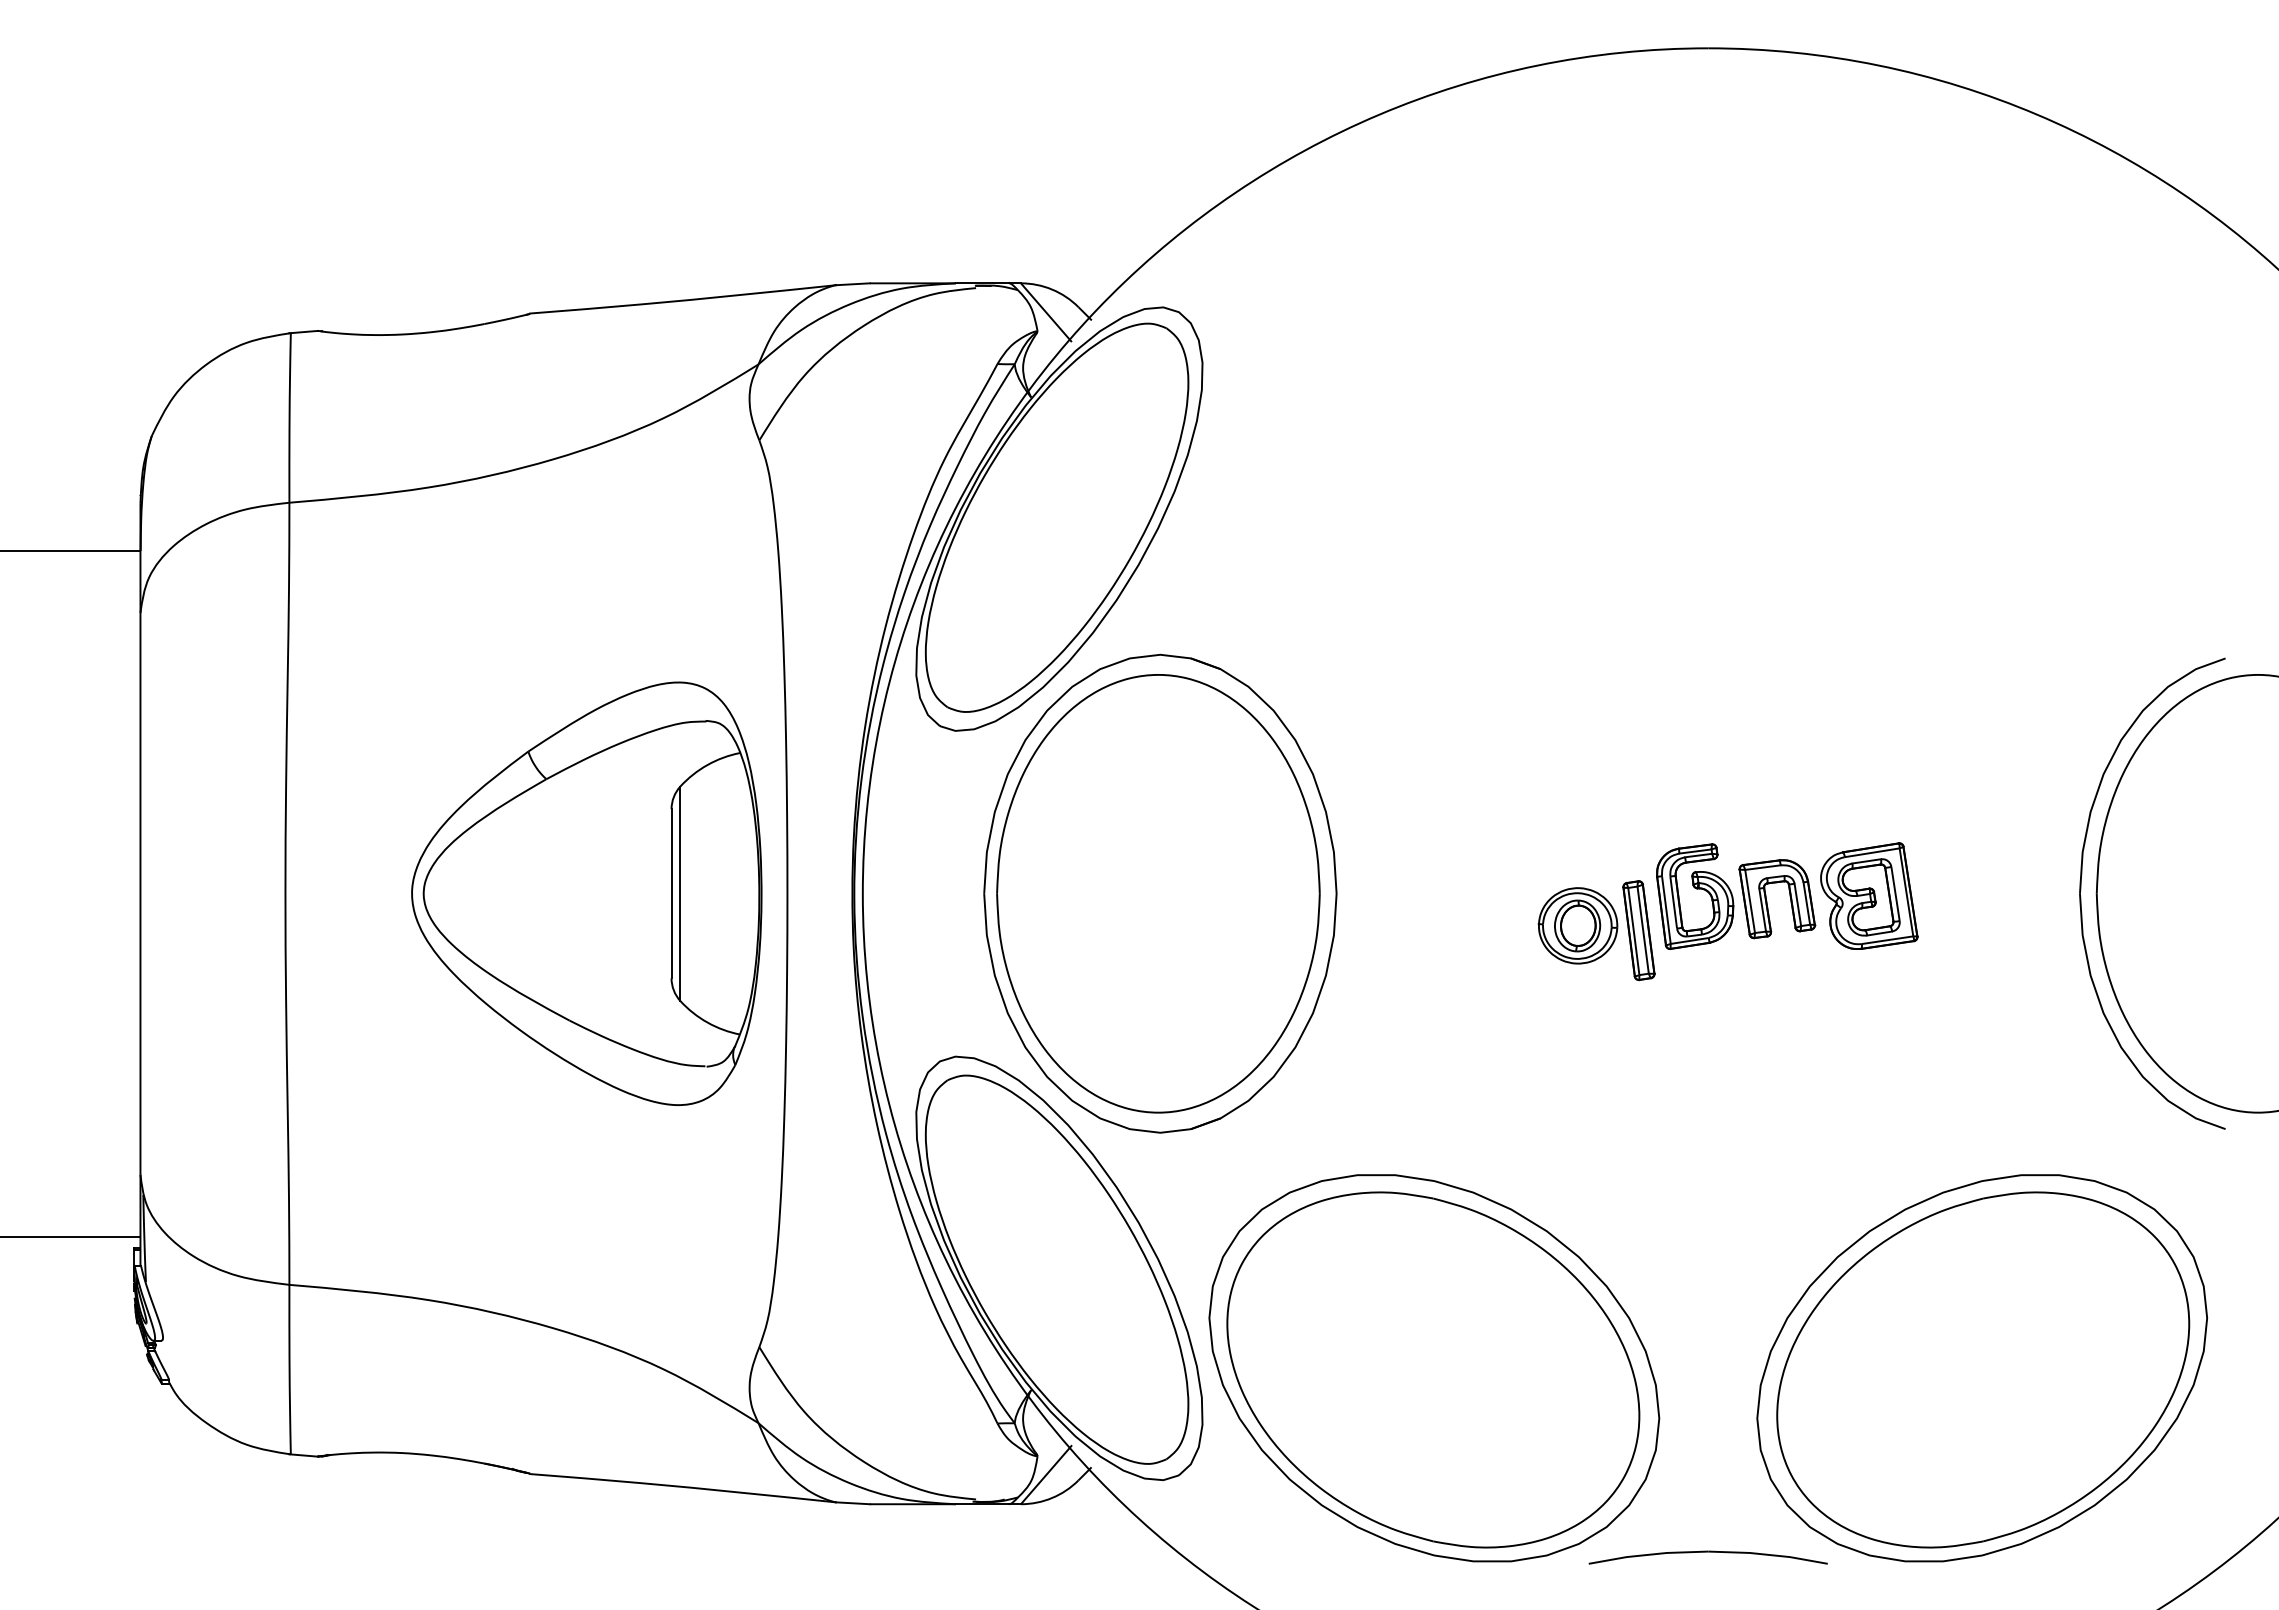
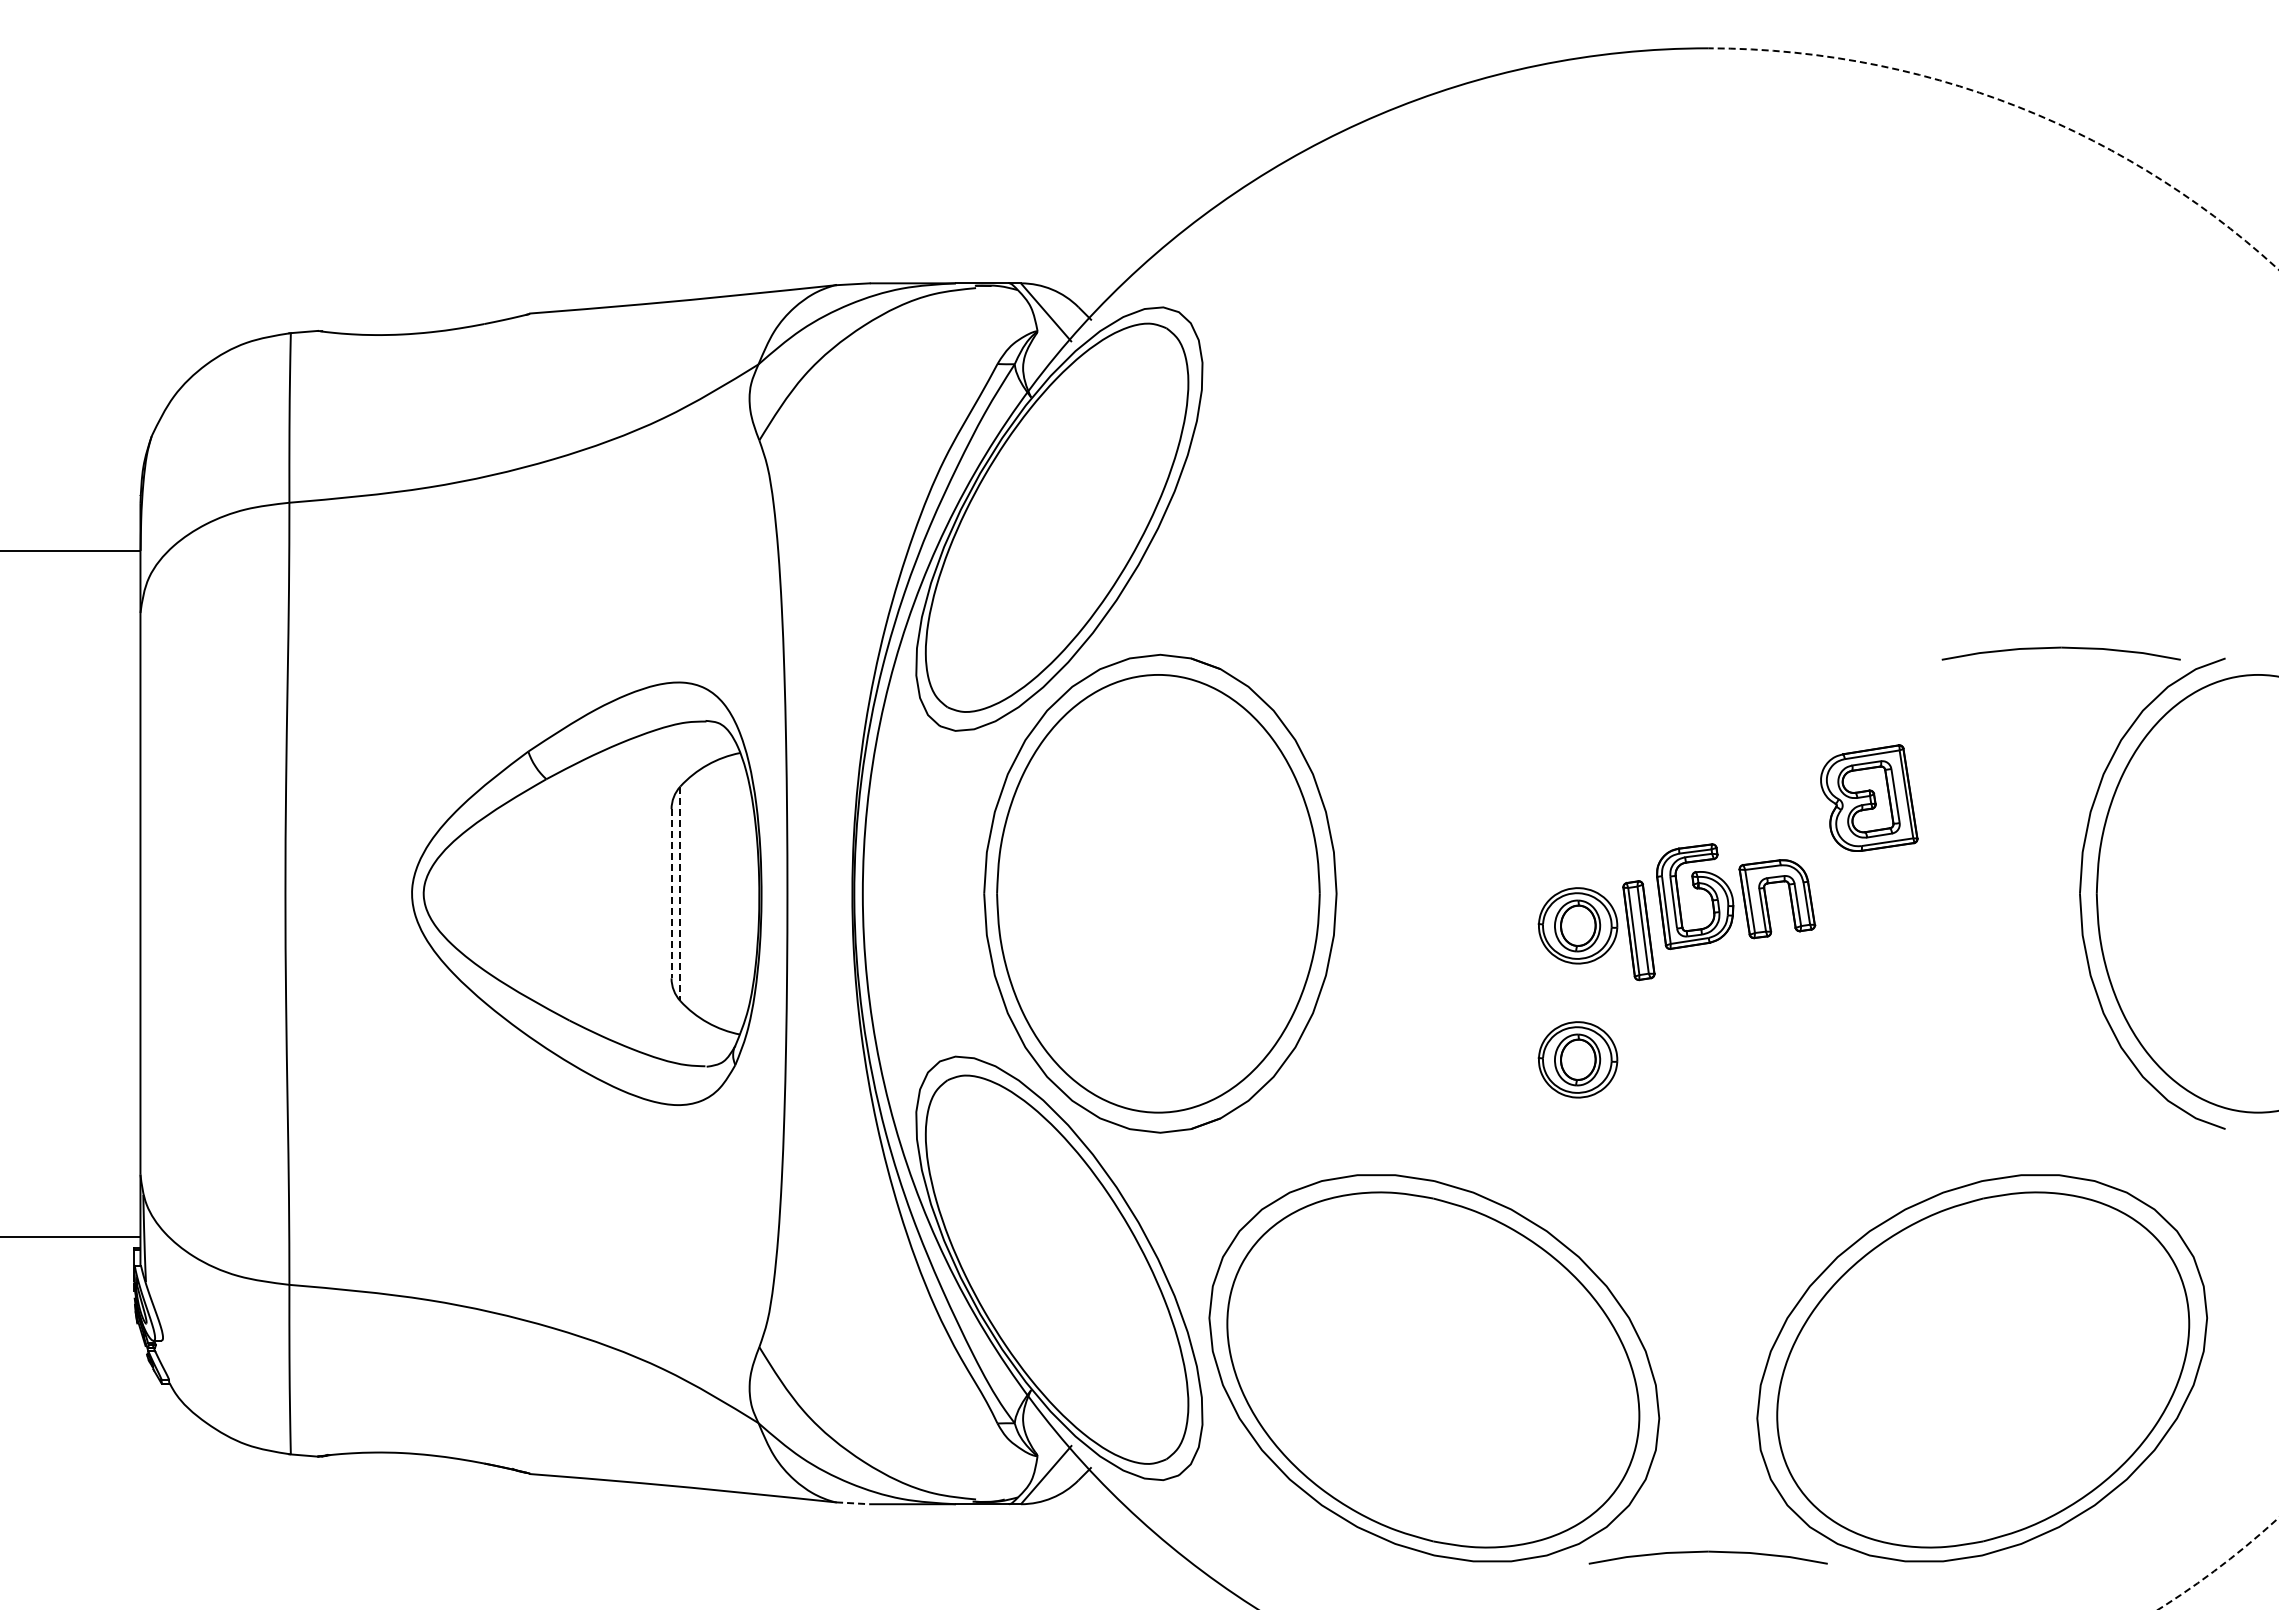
arc: solid -> dashed (2087, 137)
part: none -> present (2060, 653)
line: solid -> dashed (671, 893)
line: solid -> dashed (680, 894)
part position: (1869, 895) -> (1869, 797) (1869, 797)
part: none -> present (1577, 1059)
line: solid -> dashed (852, 1503)
